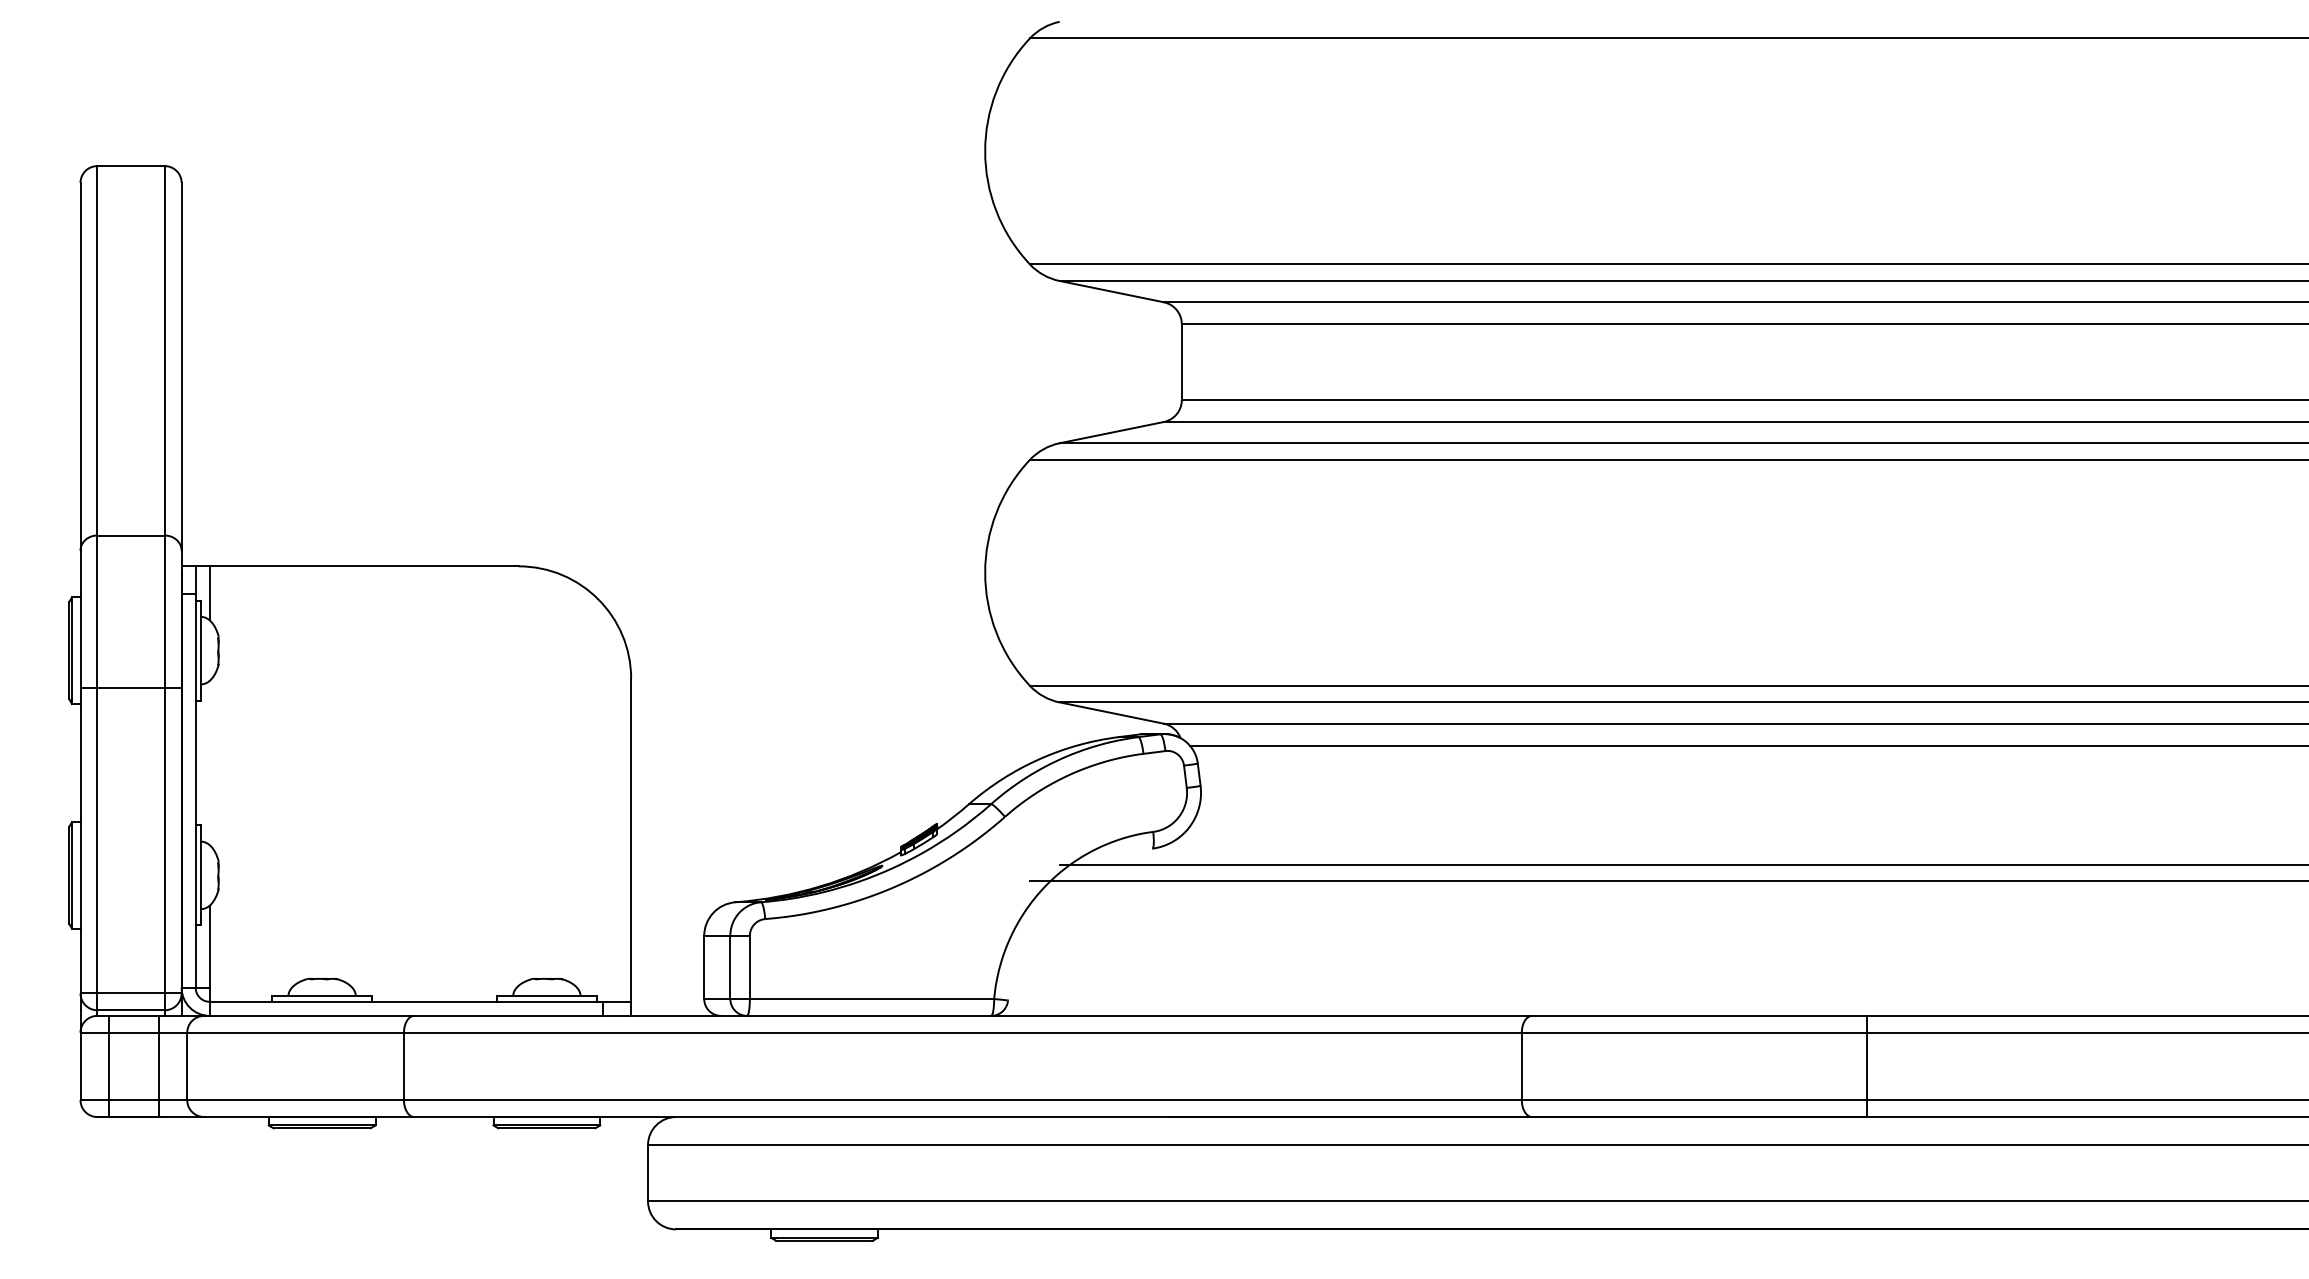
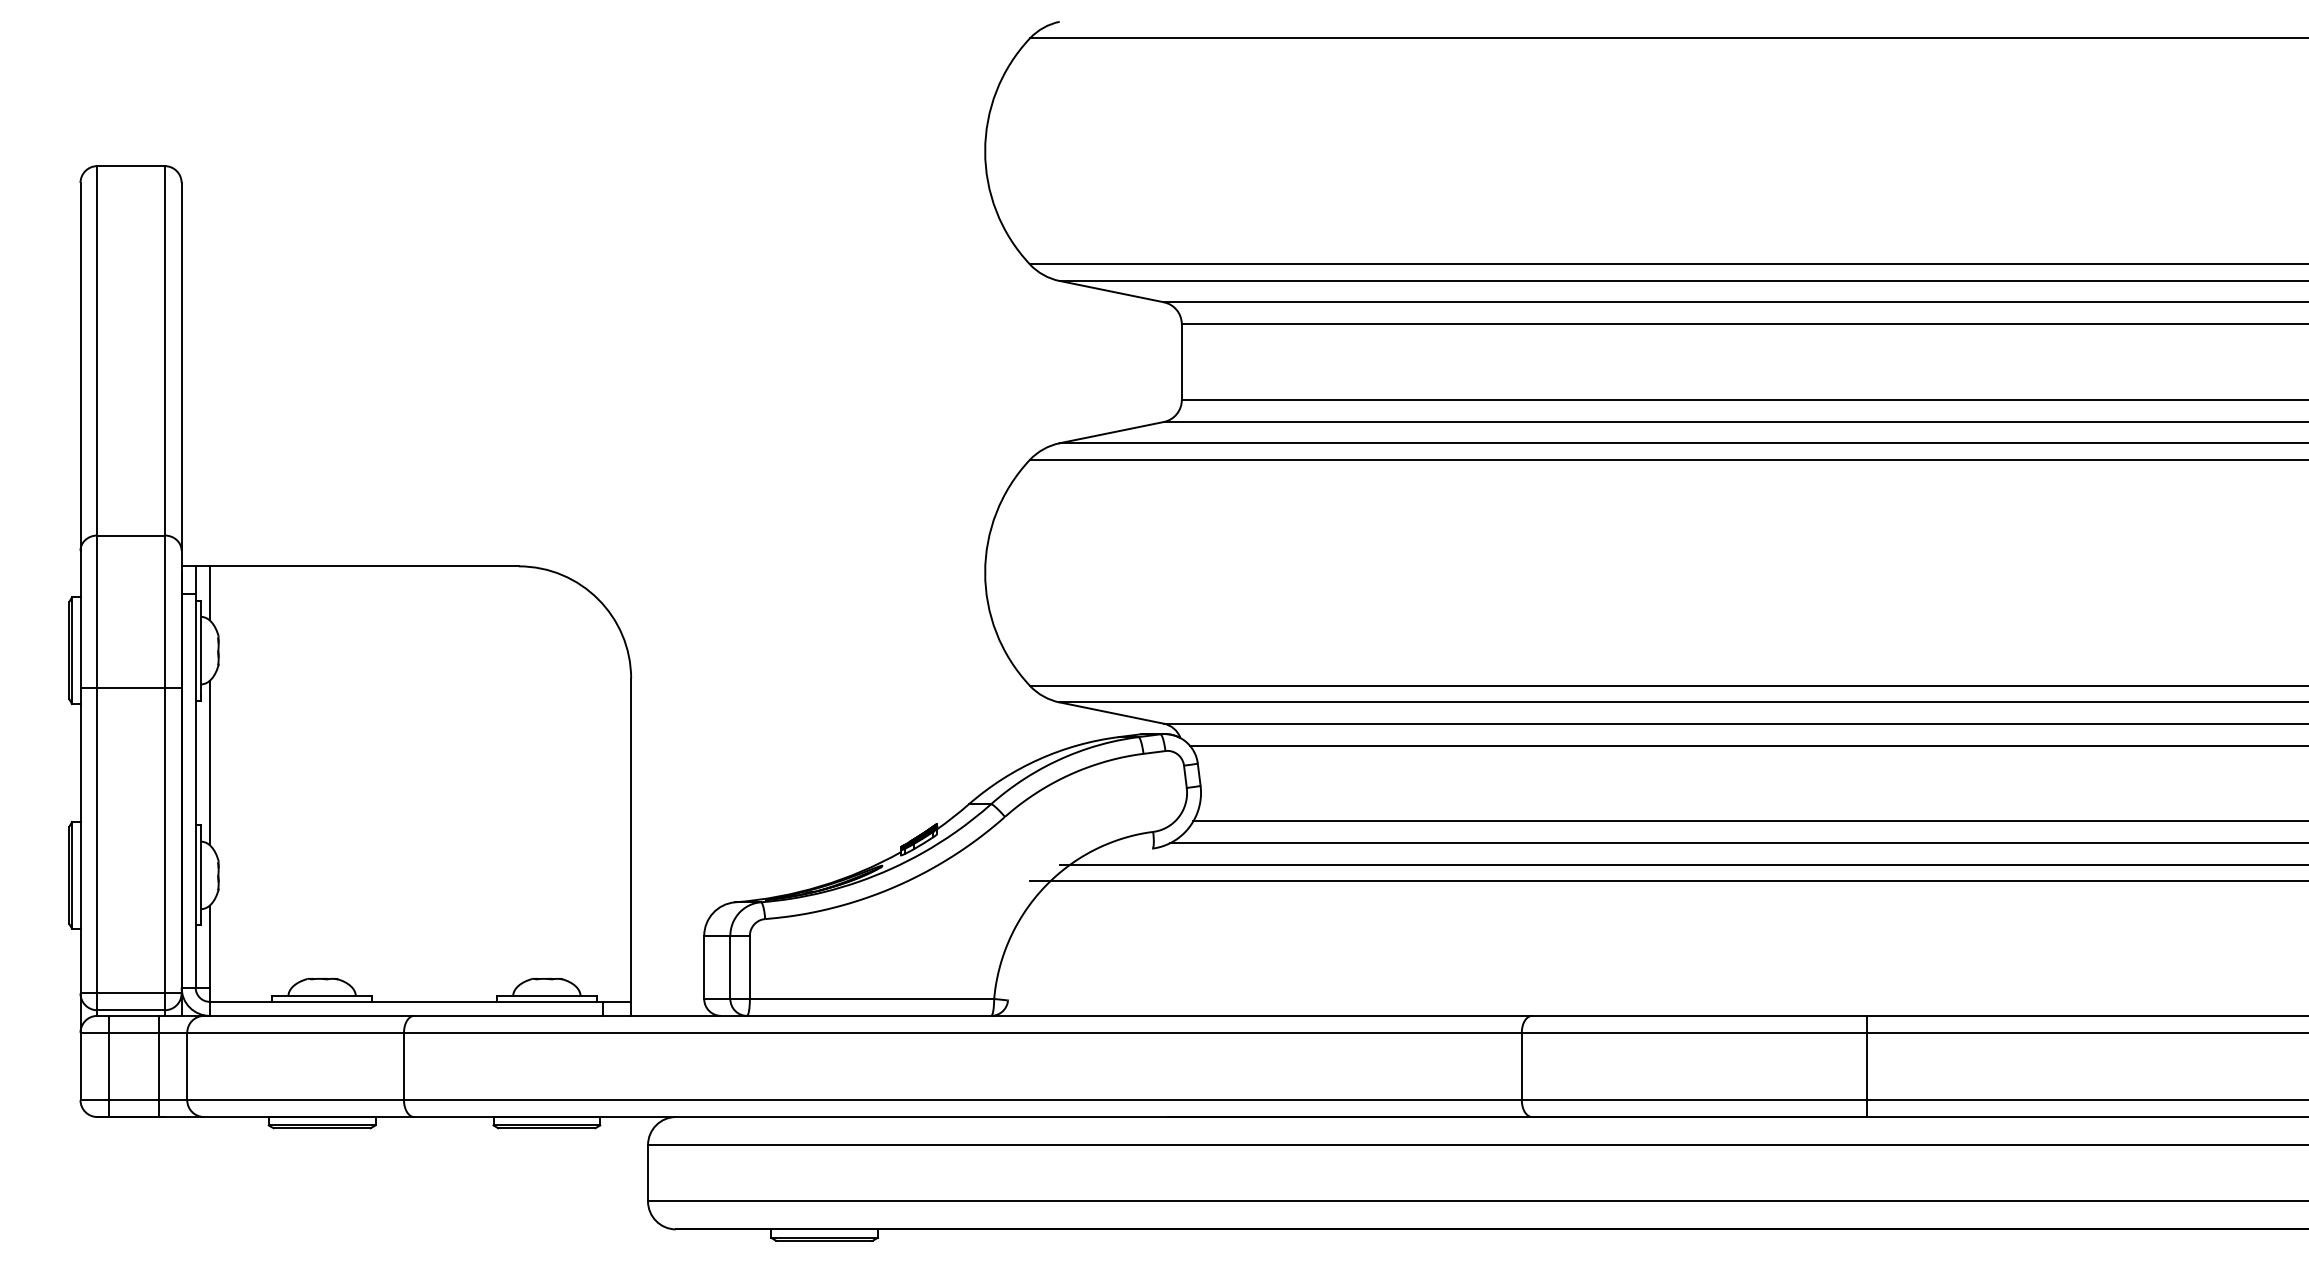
line: none -> present (209, 762)
line: none -> present (1749, 821)
line: none -> present (1737, 843)
